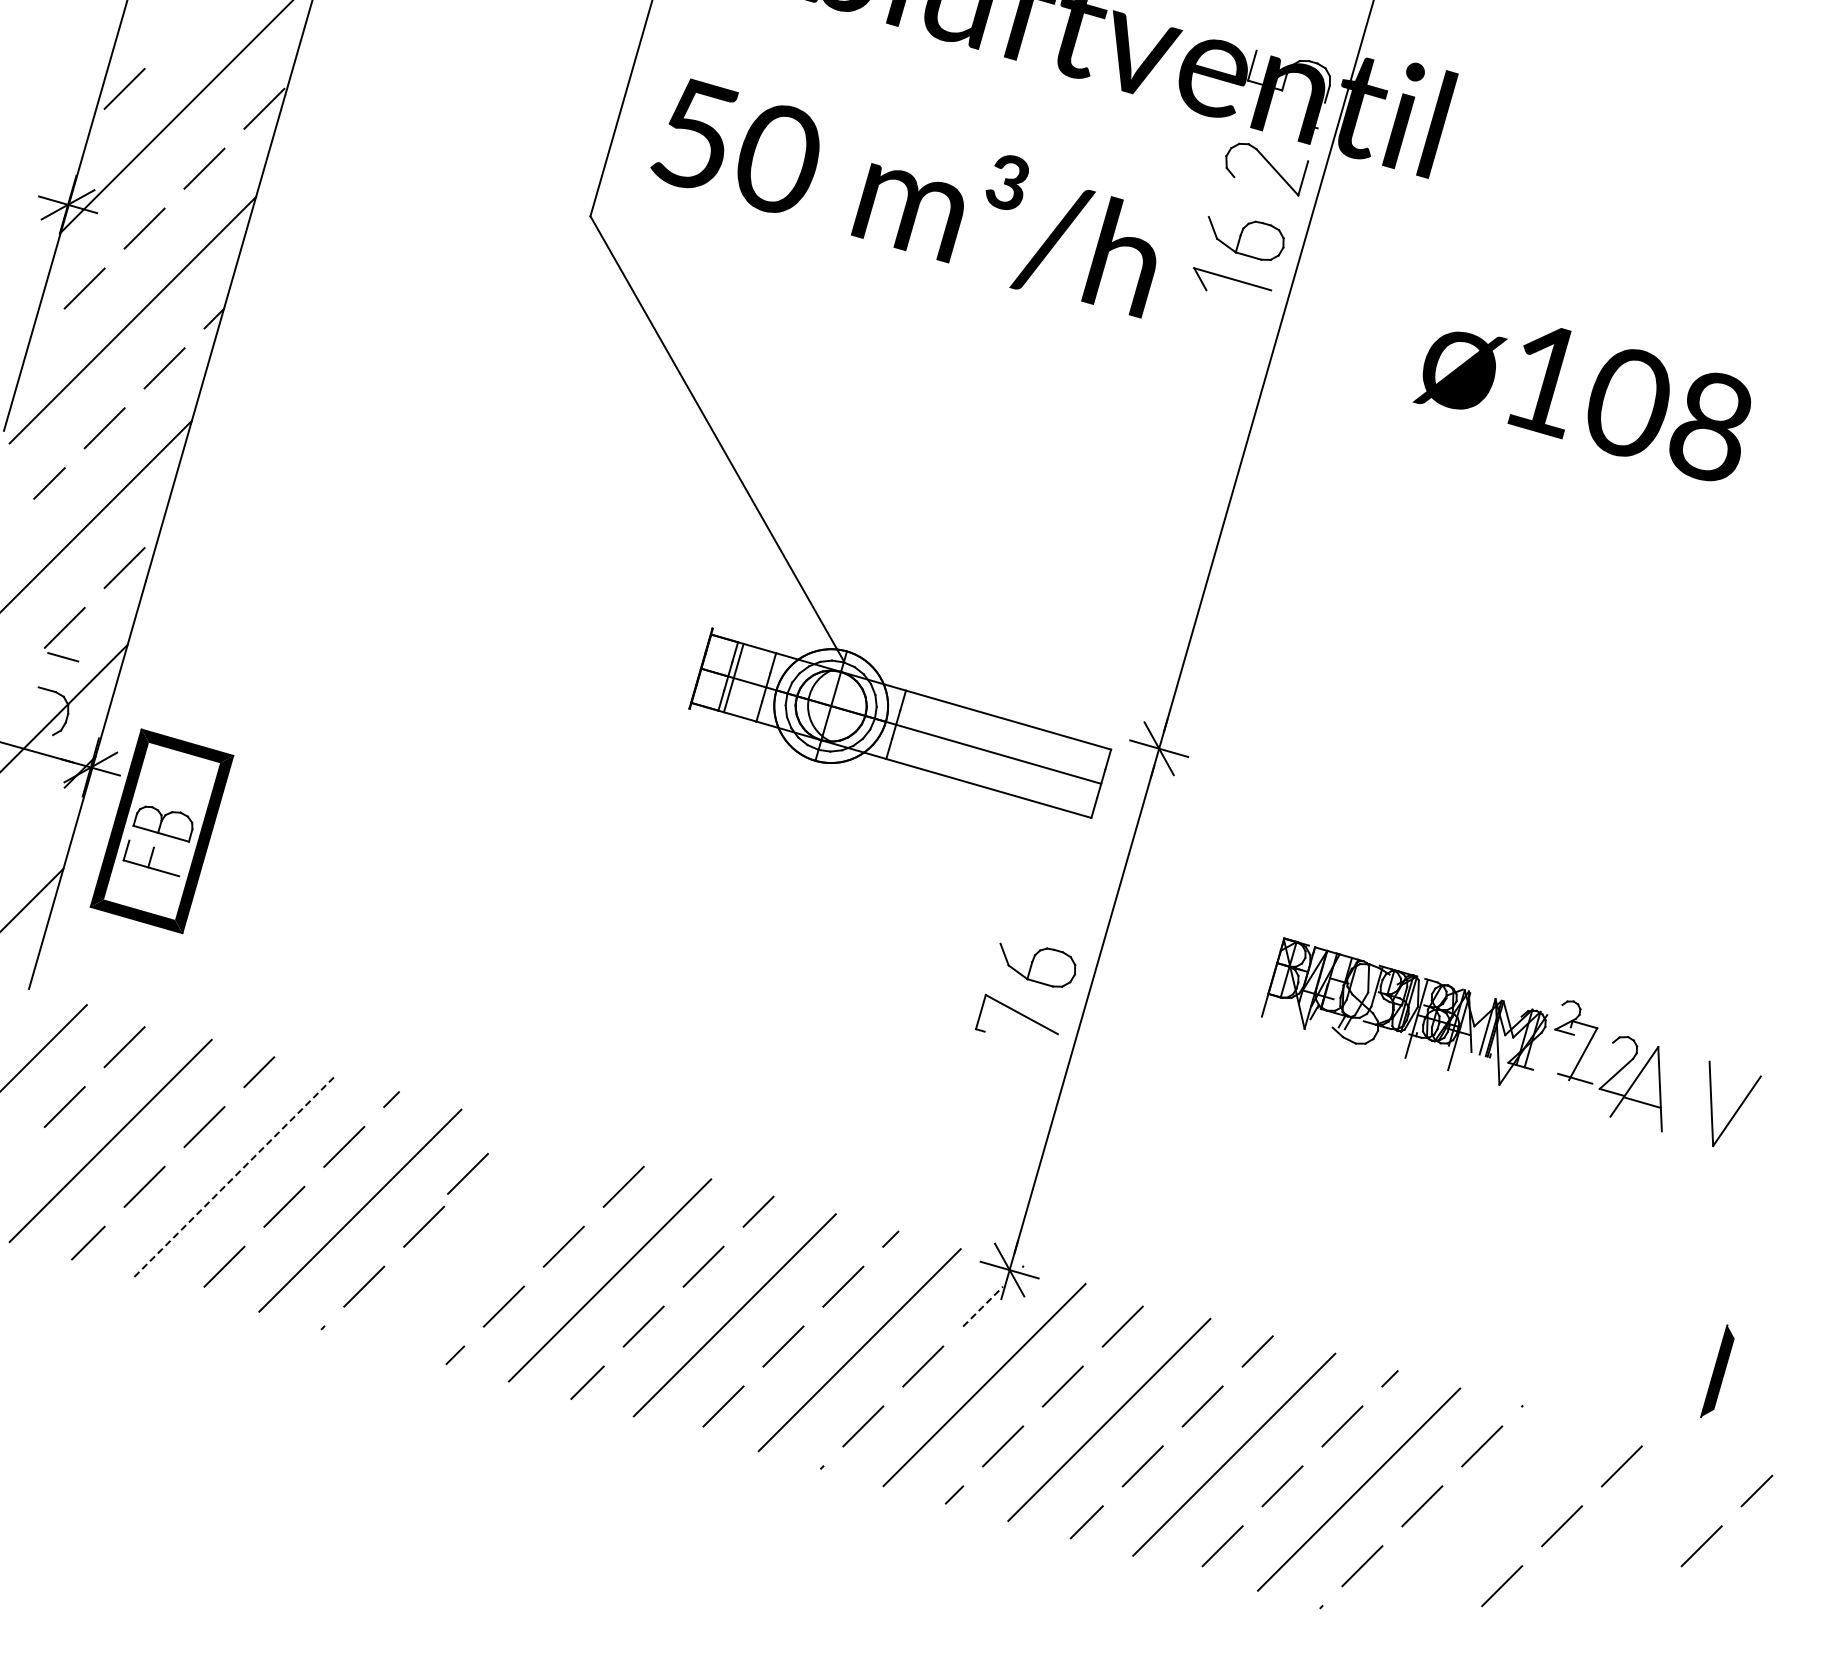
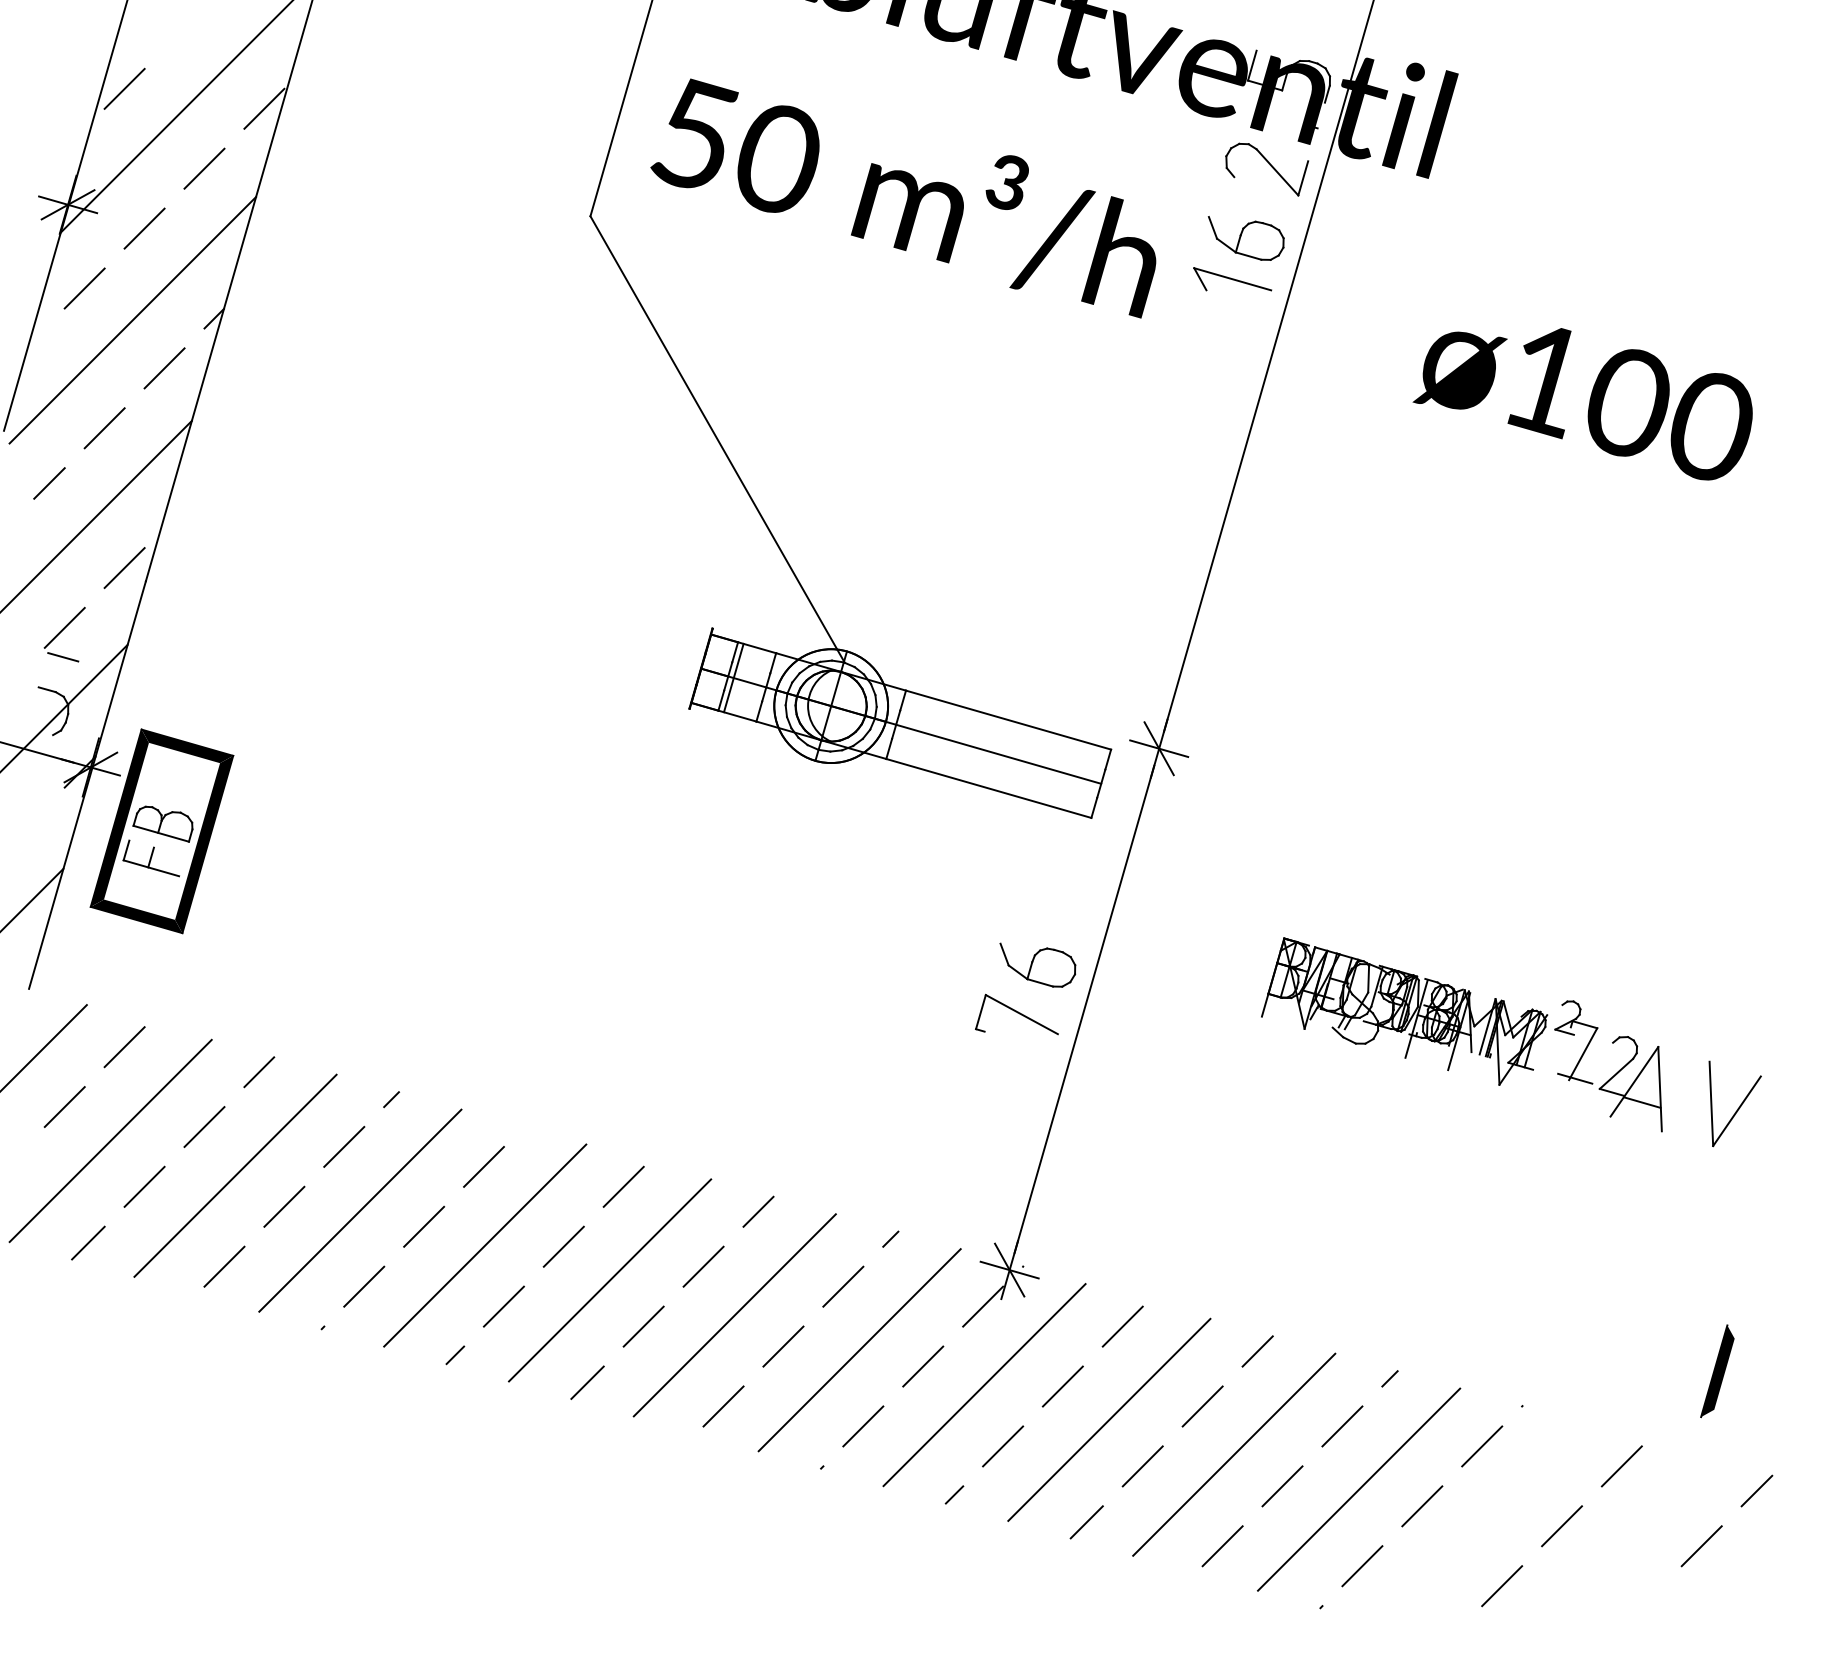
text: ø108 -> ø100 (1710, 426)
line position: (467, 1173) -> (483, 1166) (483, 1166)
line: dashed -> solid (235, 1175)
line: none -> present (485, 1245)
line: dashed -> solid (983, 1306)
